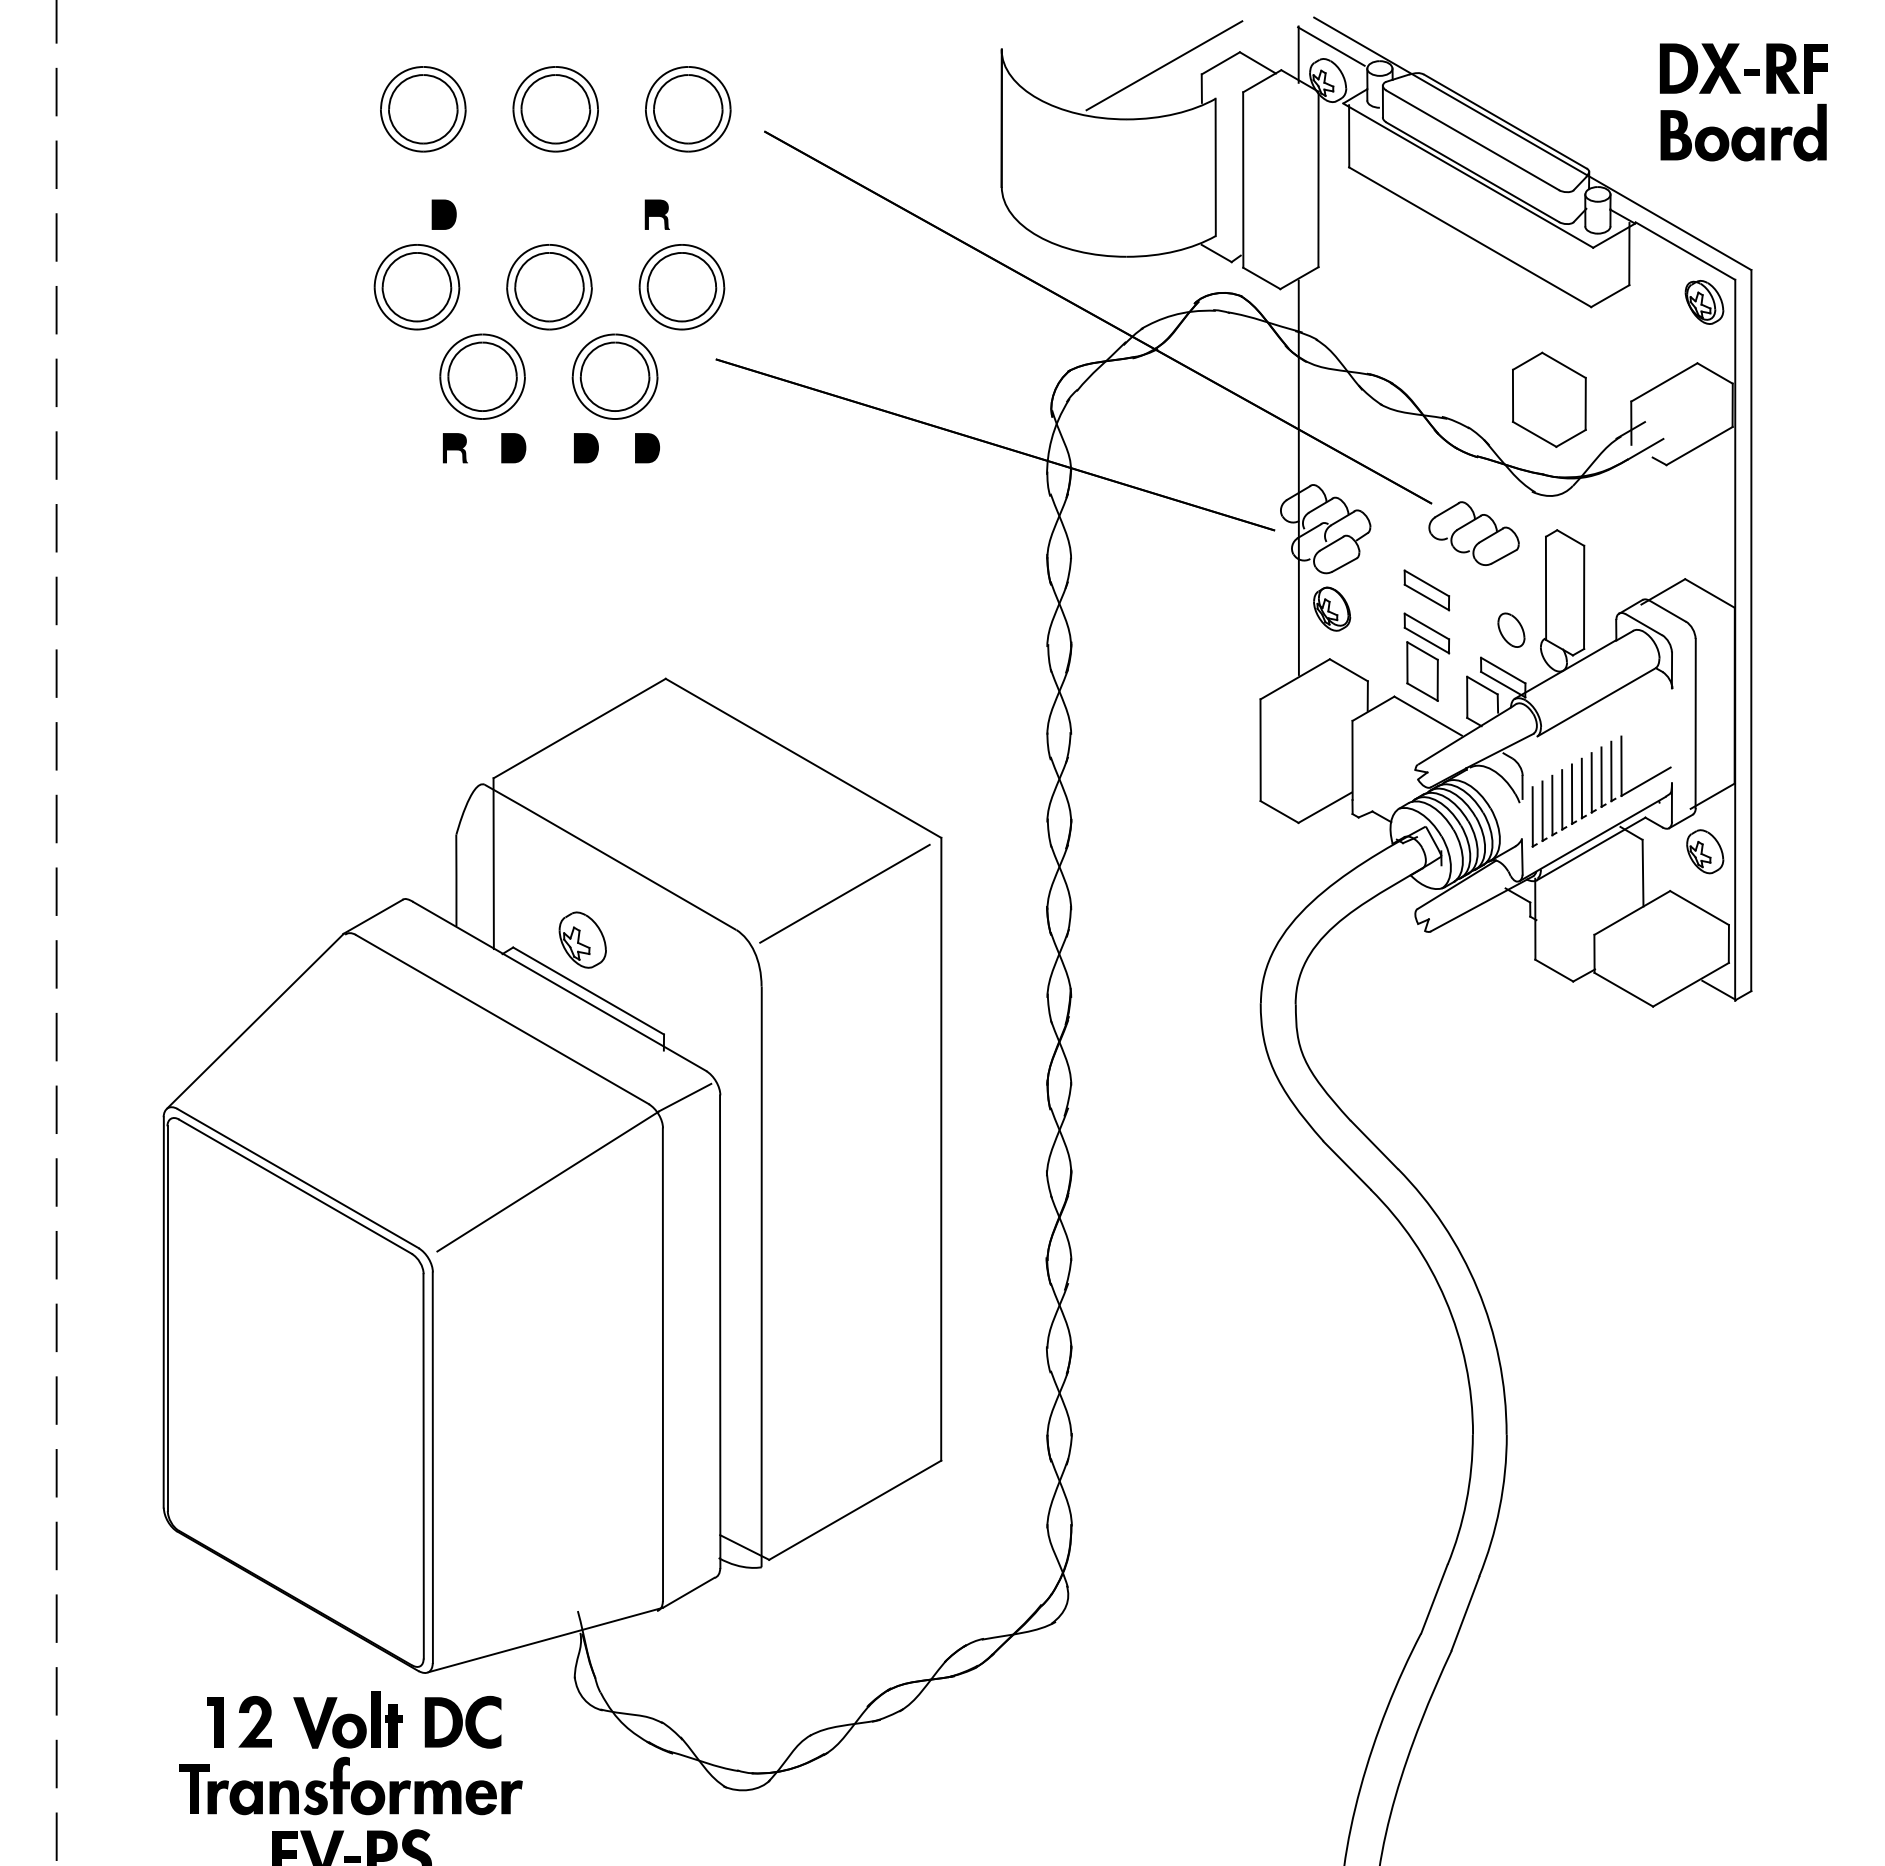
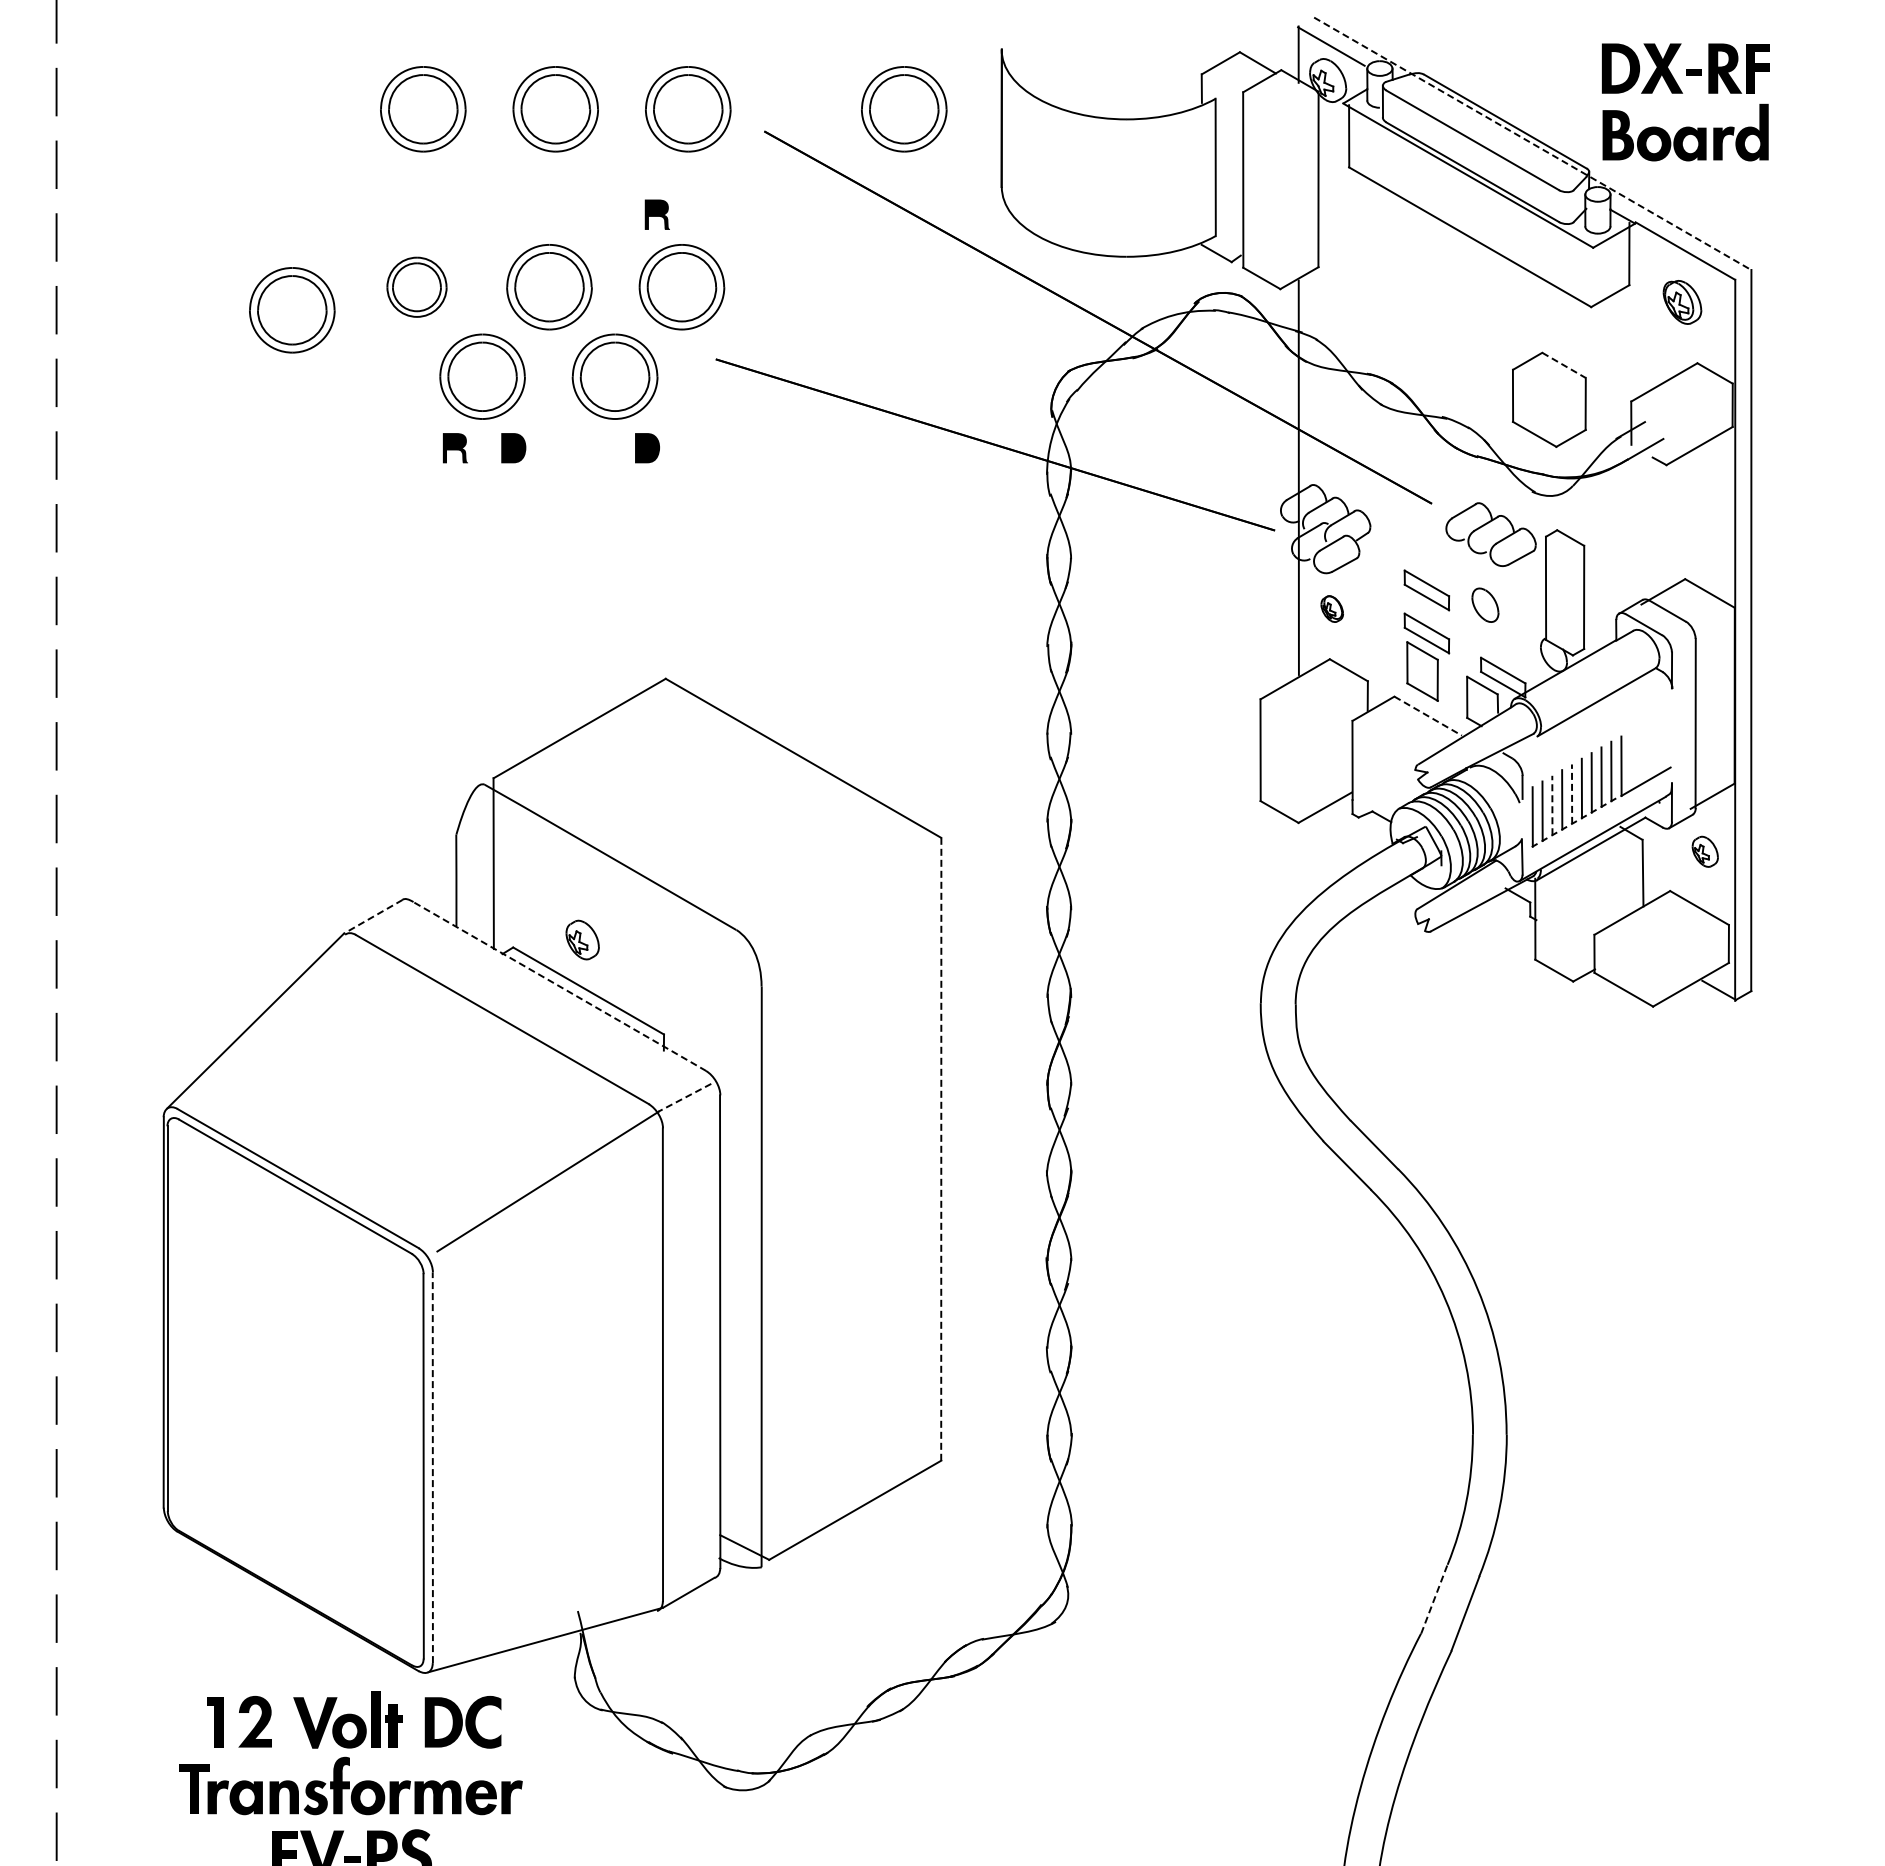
line: present -> none (1164, 65)
part position: (1740, 93) -> (1682, 93) (1682, 93)
part: none -> present (904, 109)
line: solid -> dashed (1533, 144)
part: present -> none (443, 214)
part size: 88x87 px -> 62x62 px (416, 286)
part position: (1704, 302) -> (1682, 302) (1682, 302)
part: none -> present (292, 310)
line: solid -> dashed (1563, 365)
part: present -> none (586, 448)
part position: (1477, 542) -> (1494, 543) (1494, 543)
part size: 39x46 px -> 24x28 px (1331, 608)
part position: (1511, 629) -> (1485, 604) (1485, 604)
line: solid -> dashed (1428, 716)
line: solid -> dashed (1572, 794)
line: solid -> dashed (1552, 805)
part size: 39x46 px -> 28x33 px (1704, 851)
line: present -> none (844, 893)
line: solid -> dashed (372, 917)
part size: 49x58 px -> 35x42 px (582, 939)
line: solid -> dashed (559, 986)
line: solid -> dashed (684, 1097)
line: solid -> dashed (941, 1149)
line: solid -> dashed (432, 1467)
line: solid -> dashed (1434, 1599)
